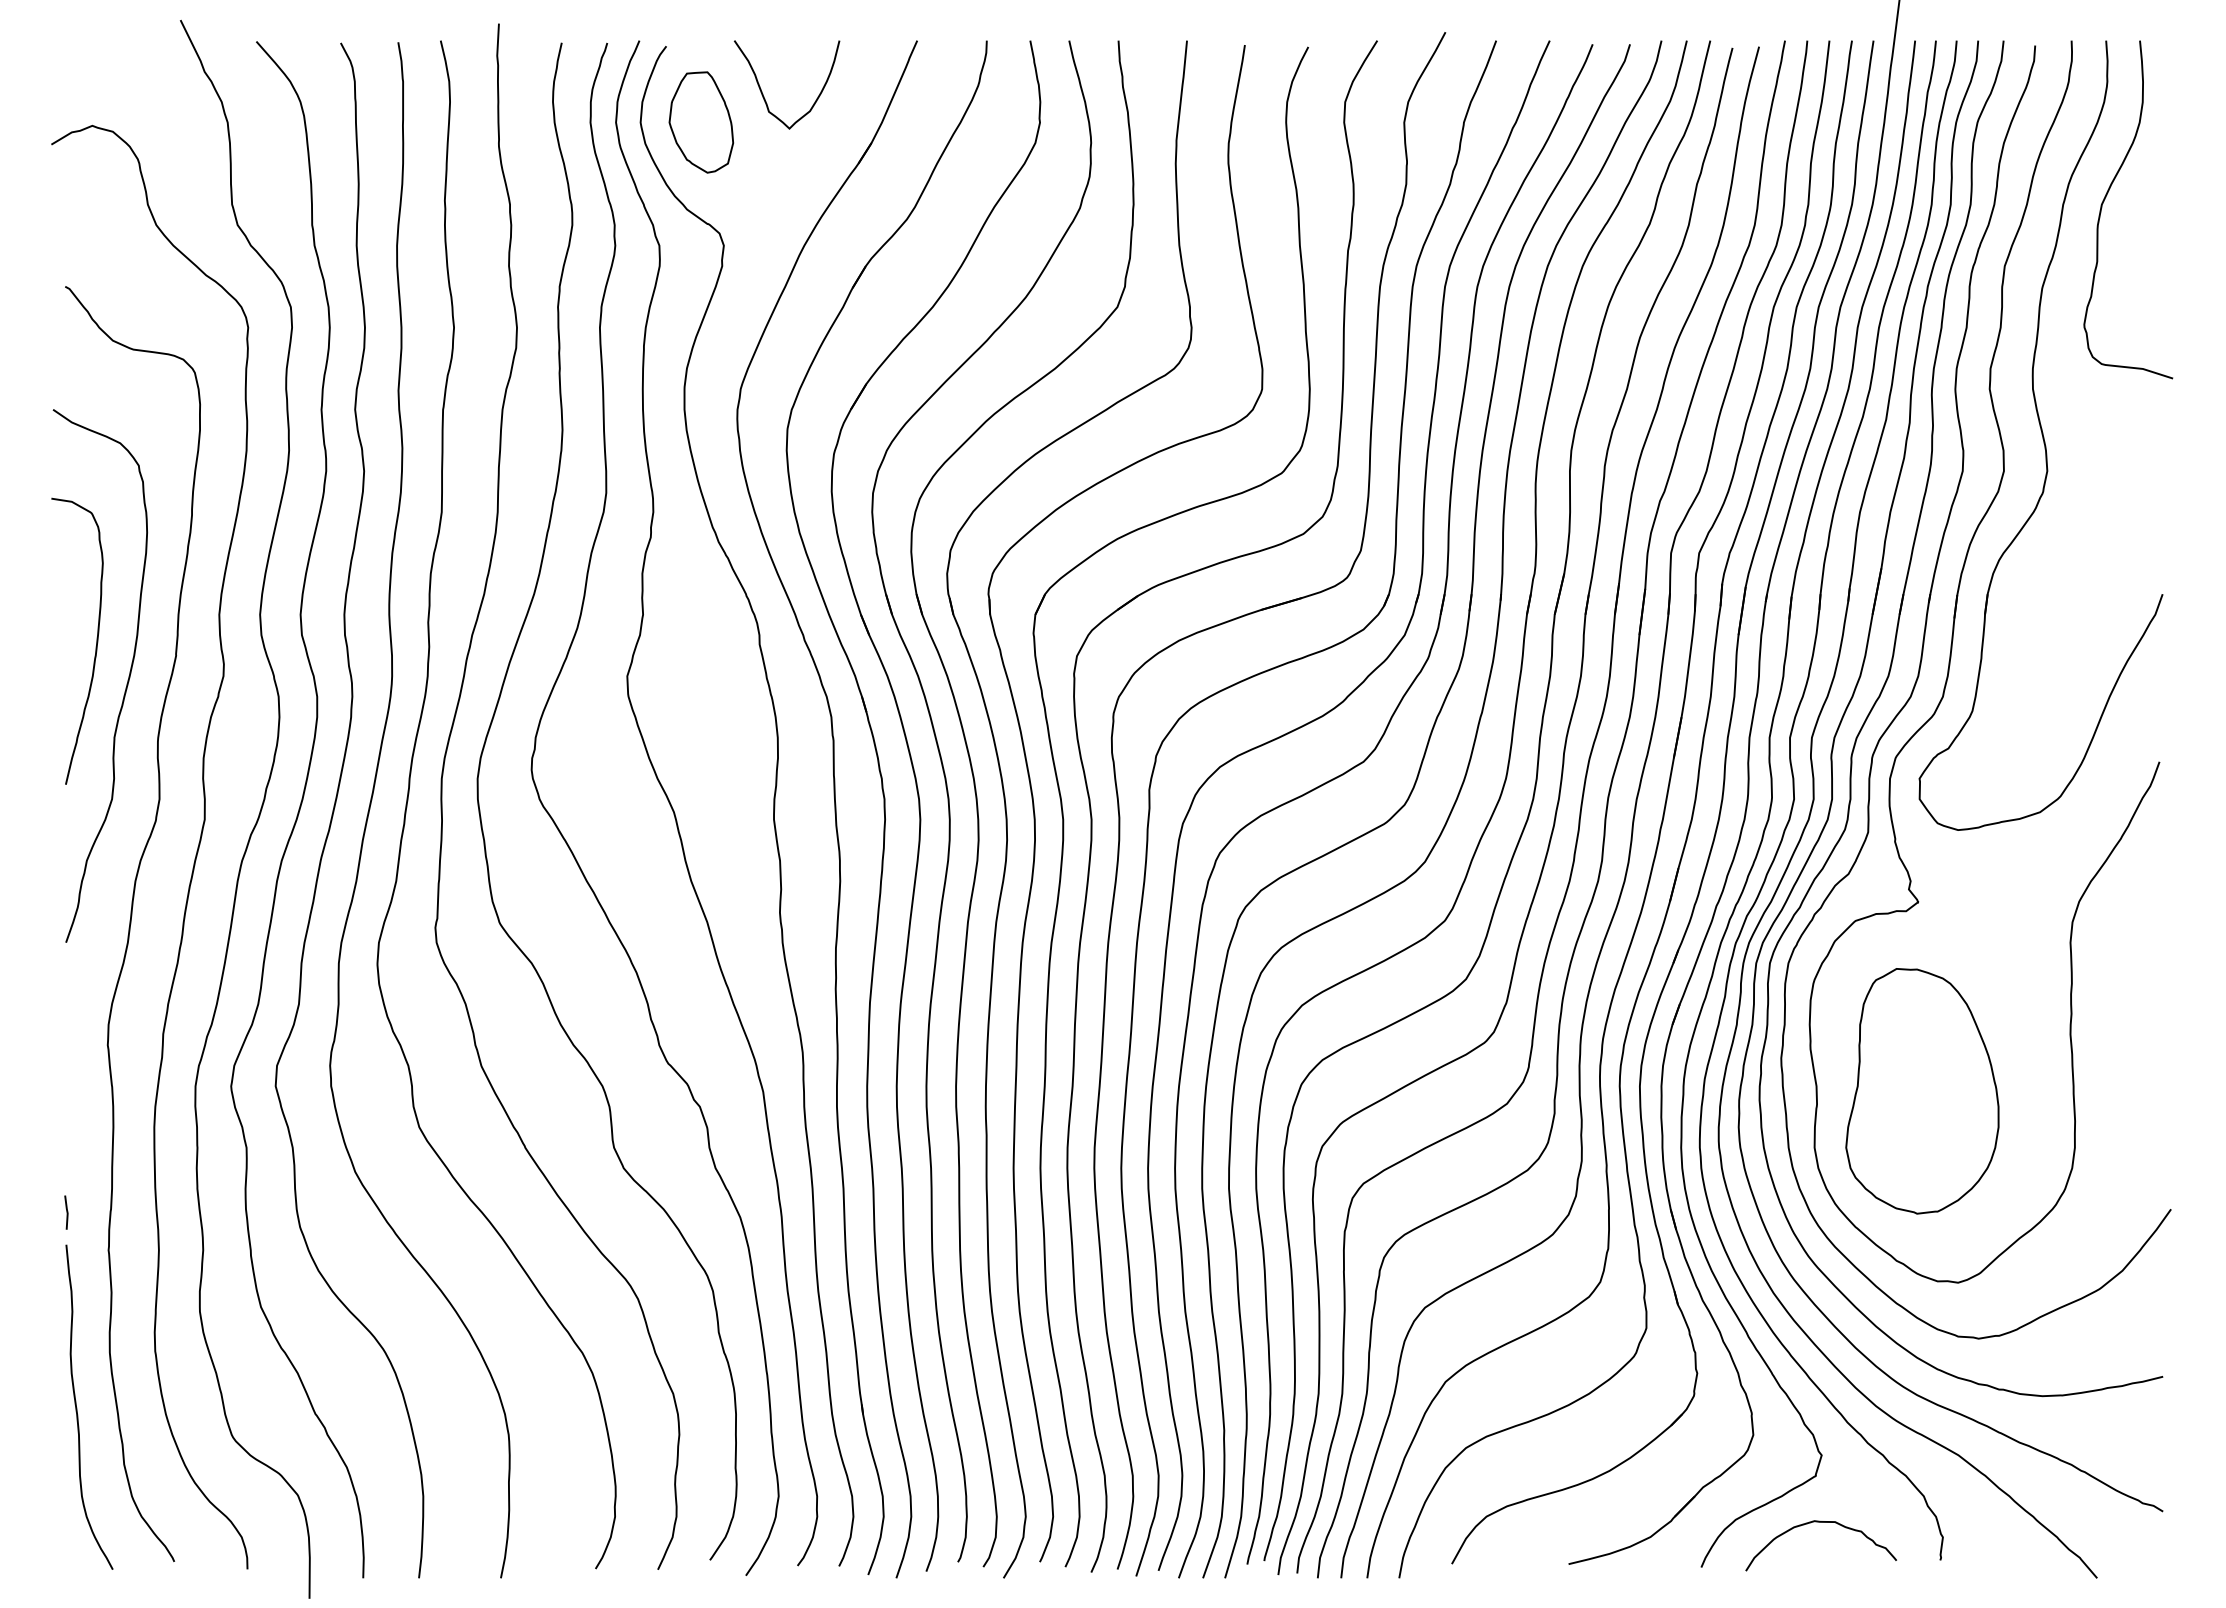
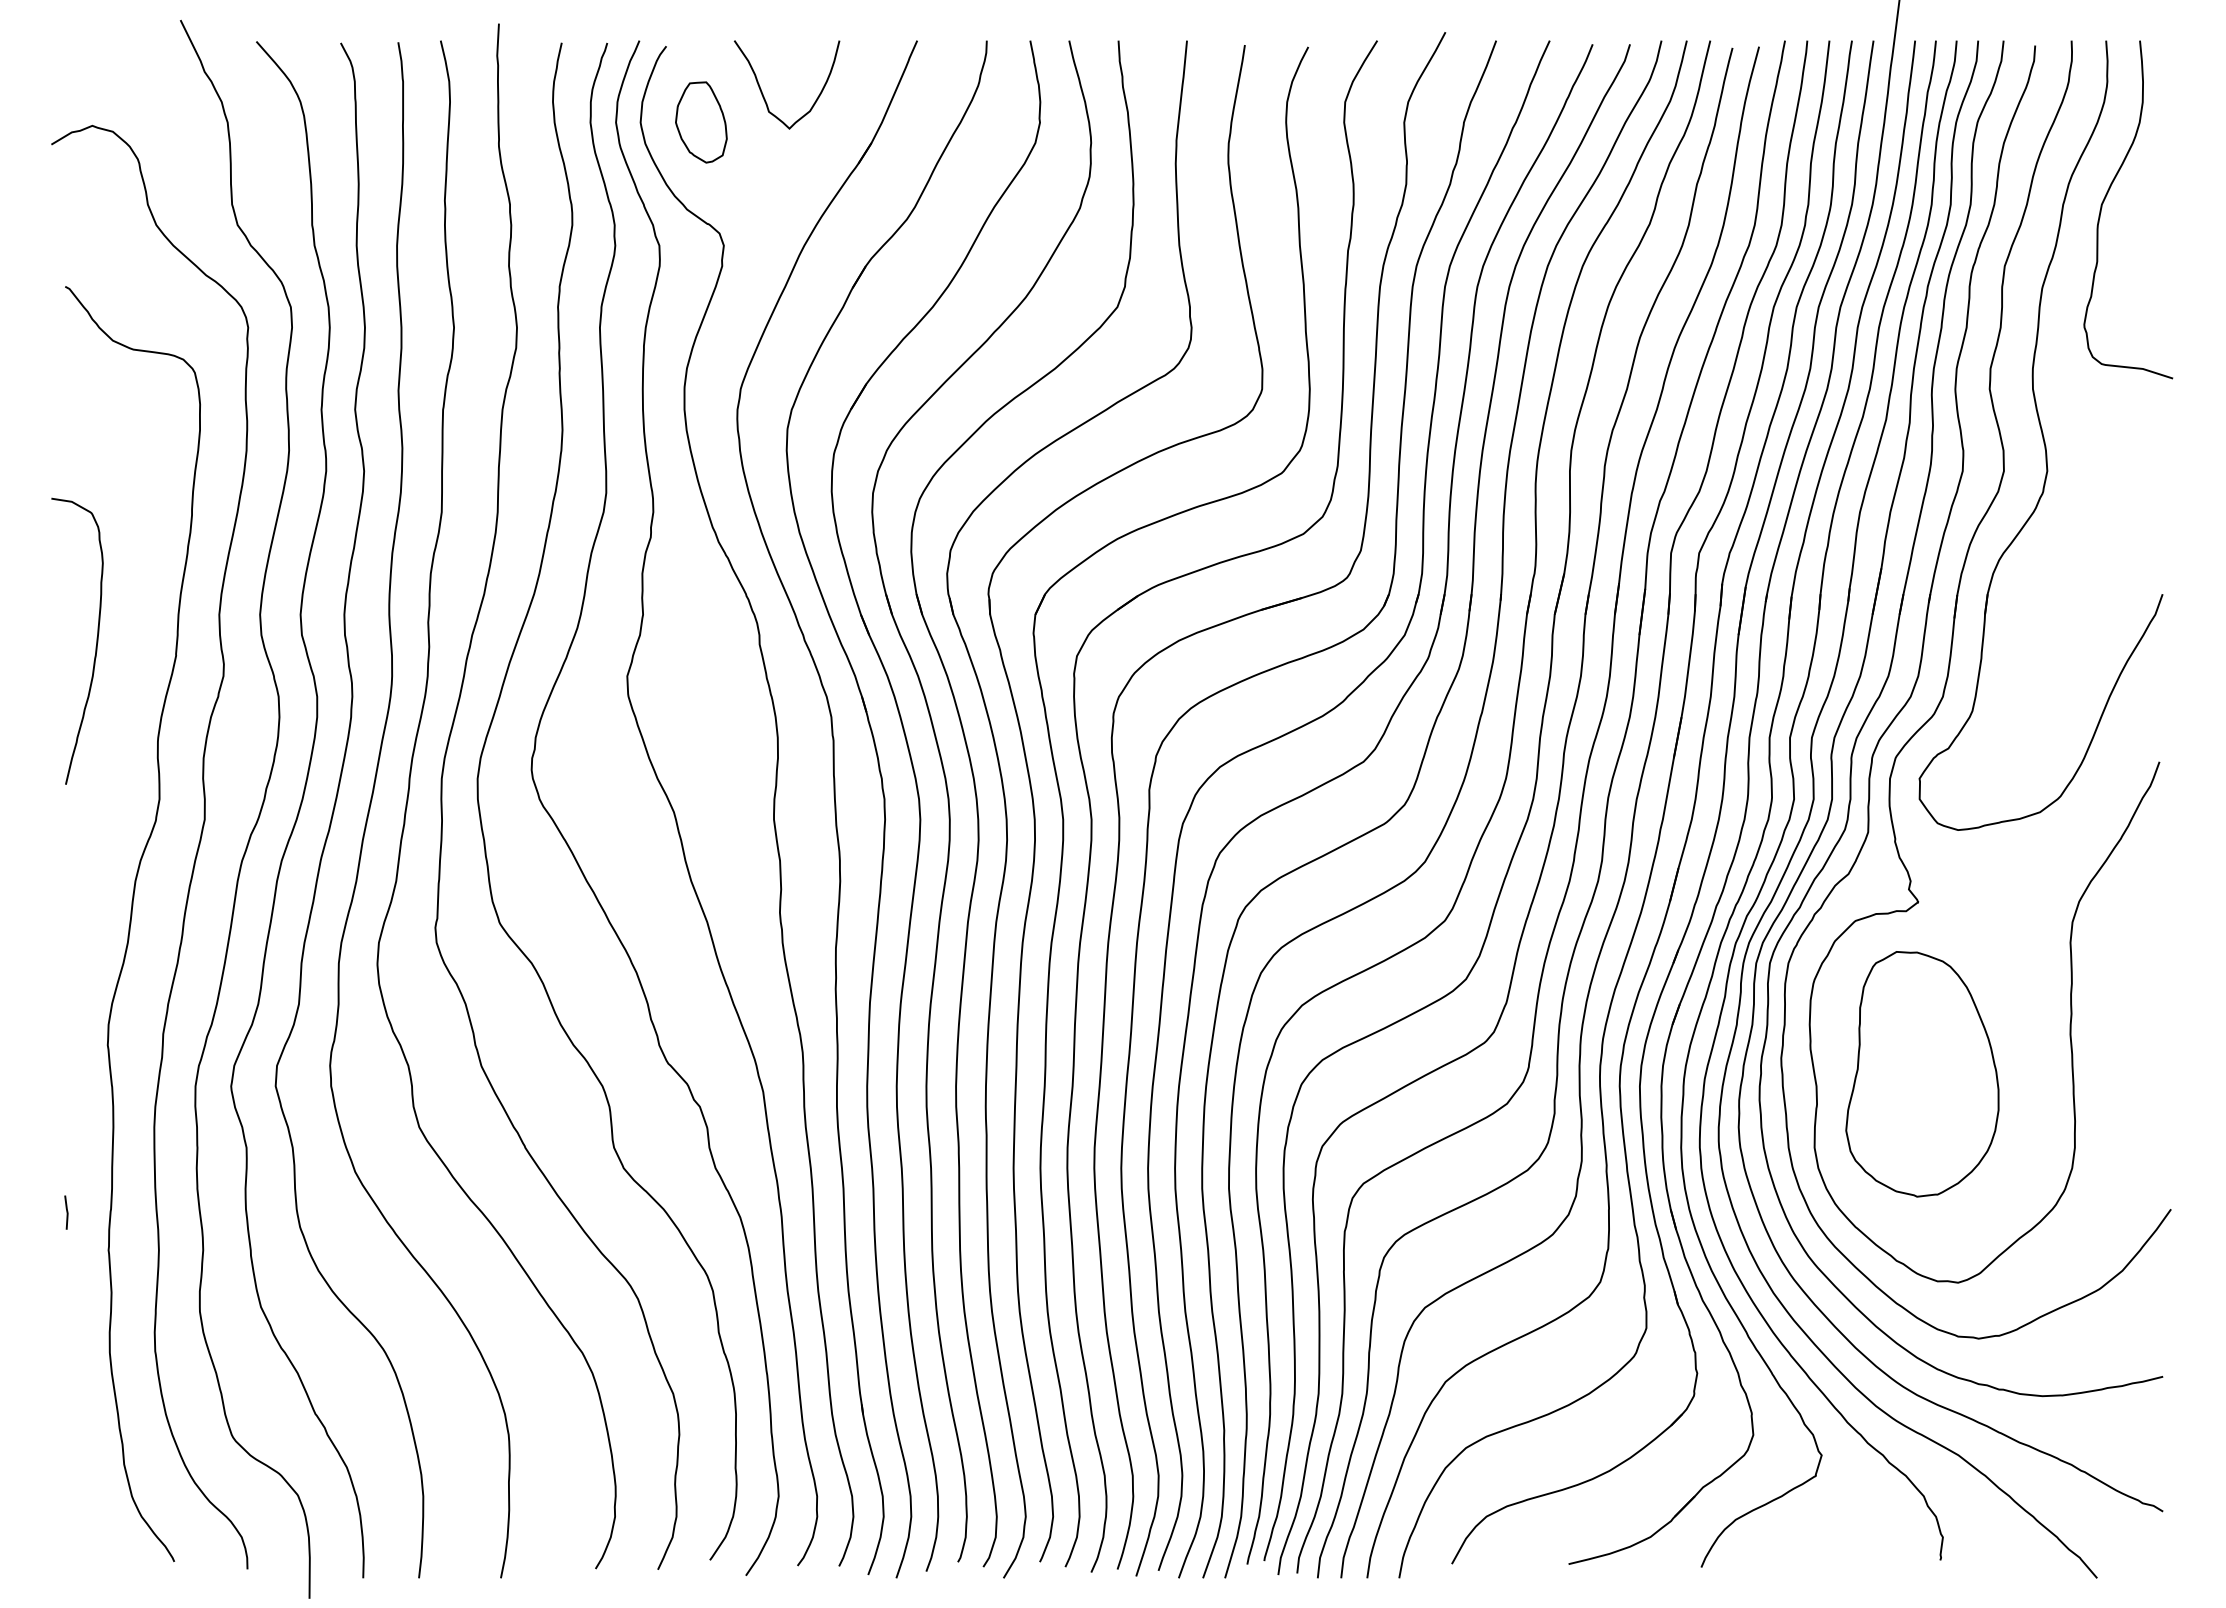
part size: 67x103 px -> 53x83 px (701, 122)
curve: present -> none (126, 683)
part position: (1922, 1091) -> (1922, 1074) (1922, 1074)
curve: present -> none (77, 1407)
curve: present -> none (1820, 1522)
